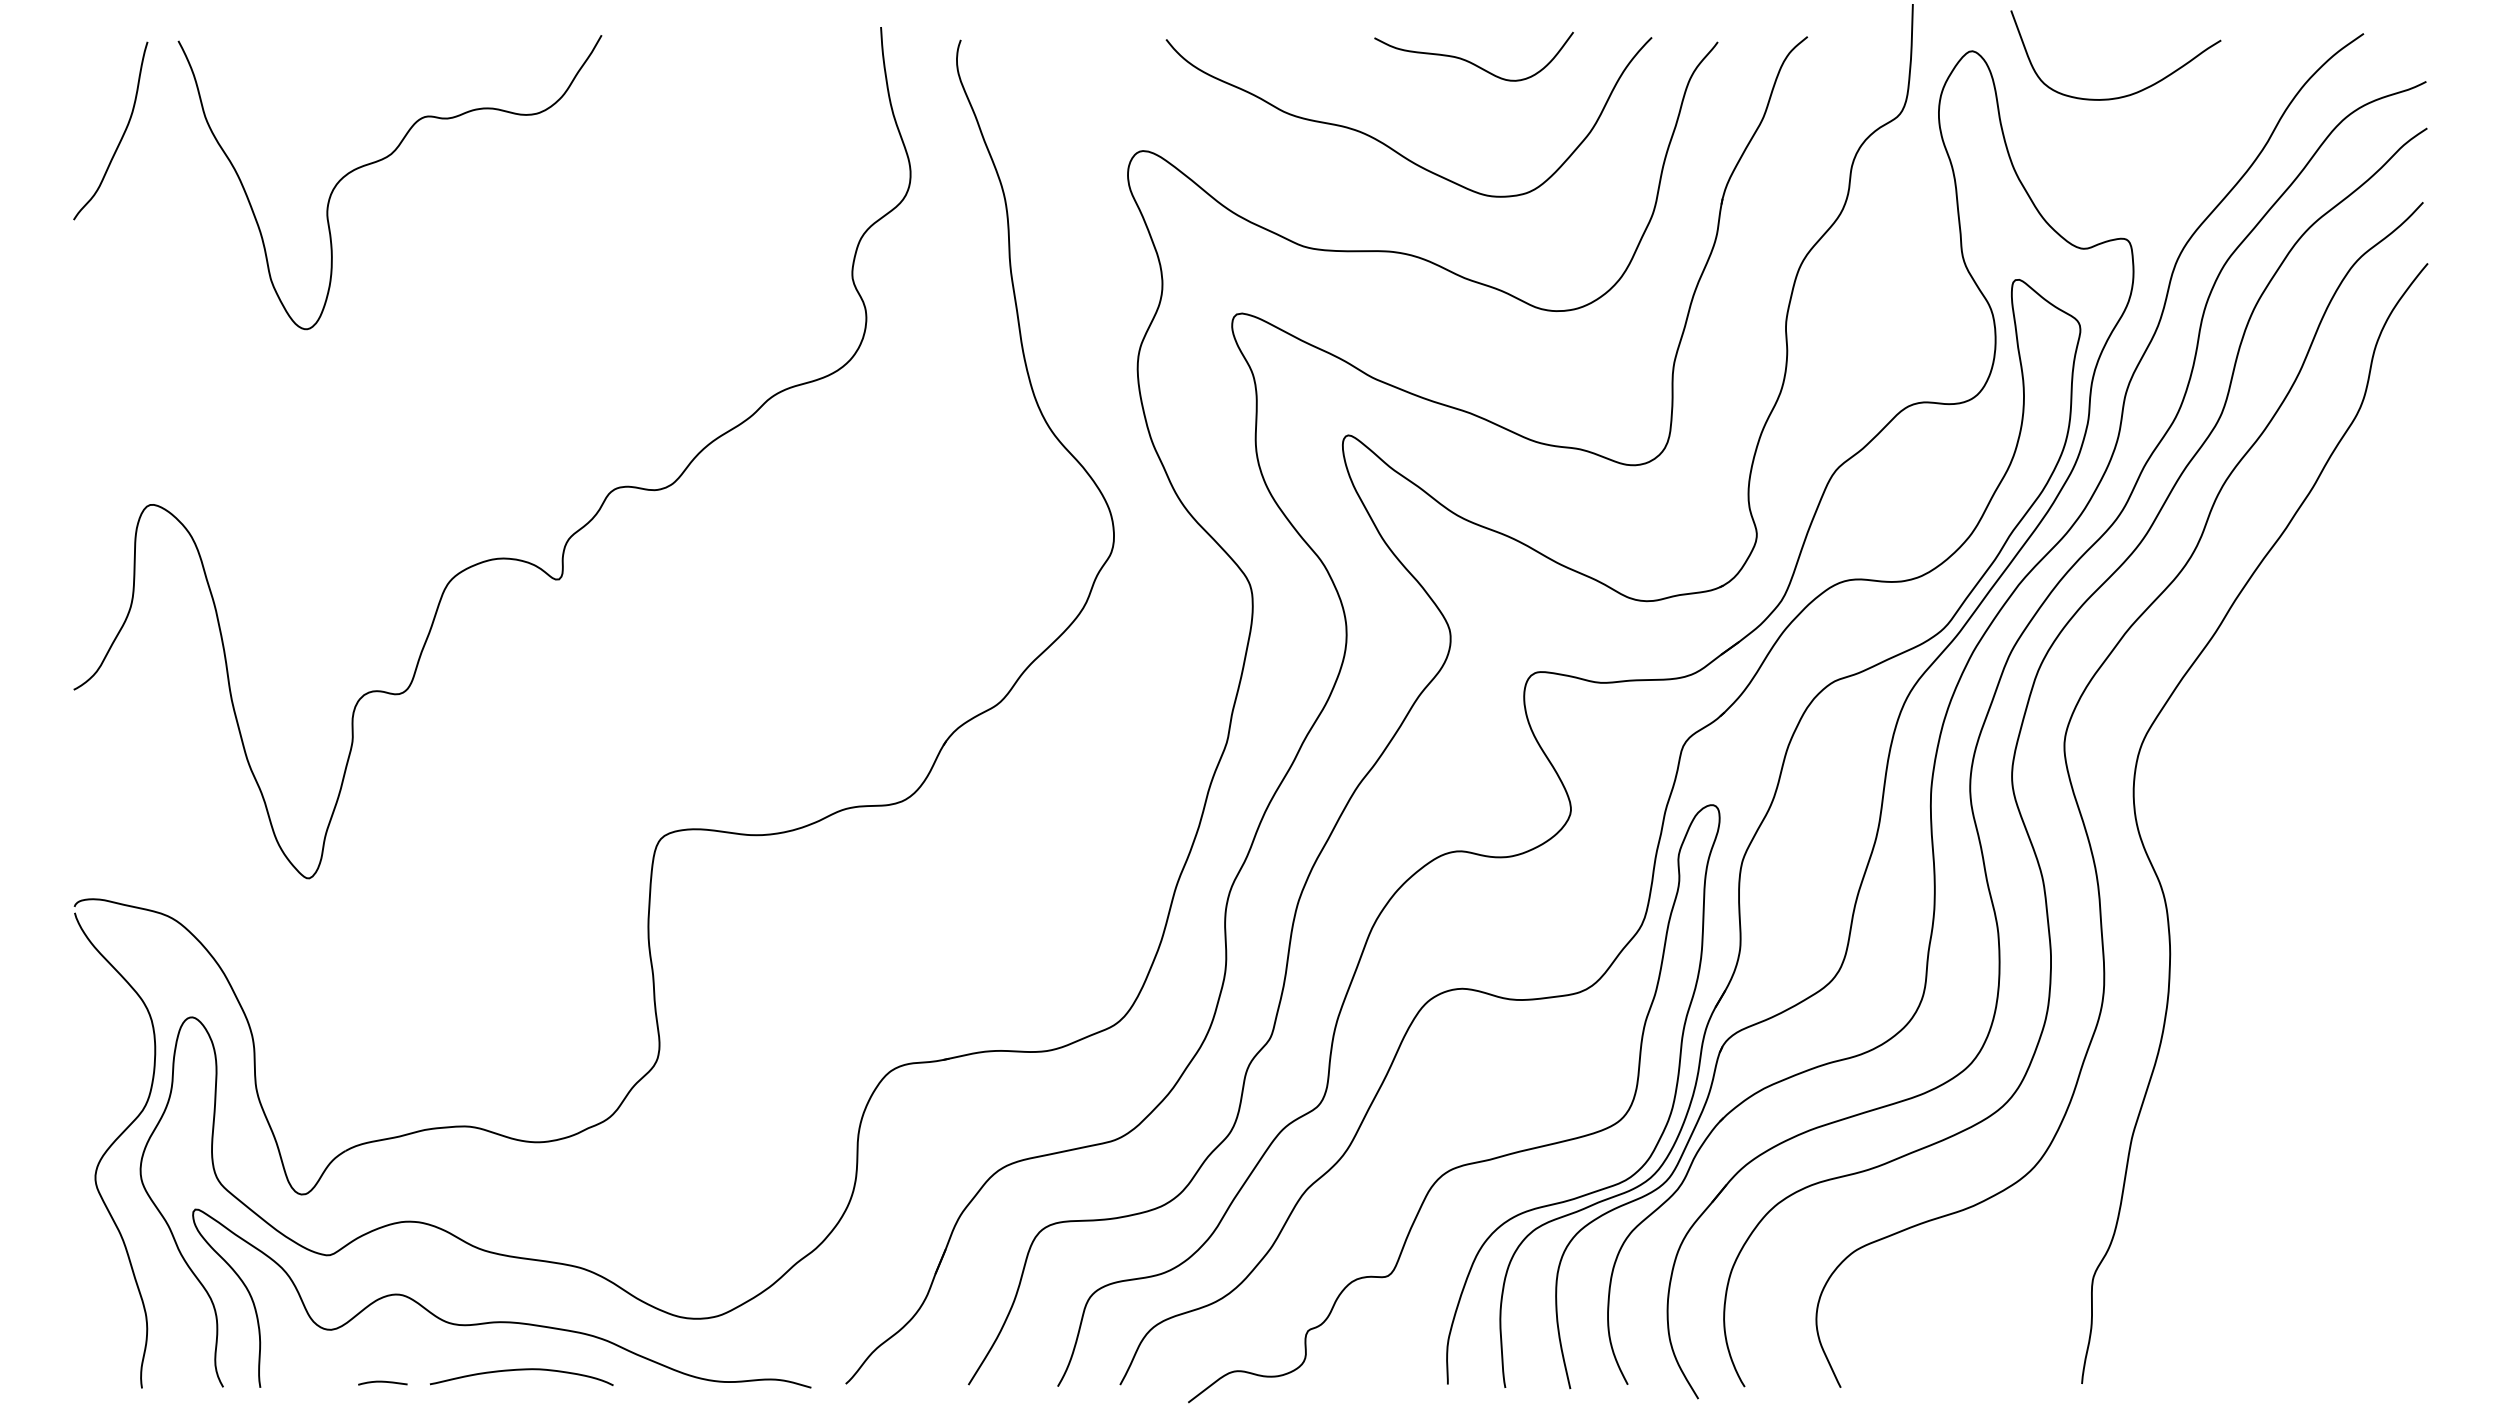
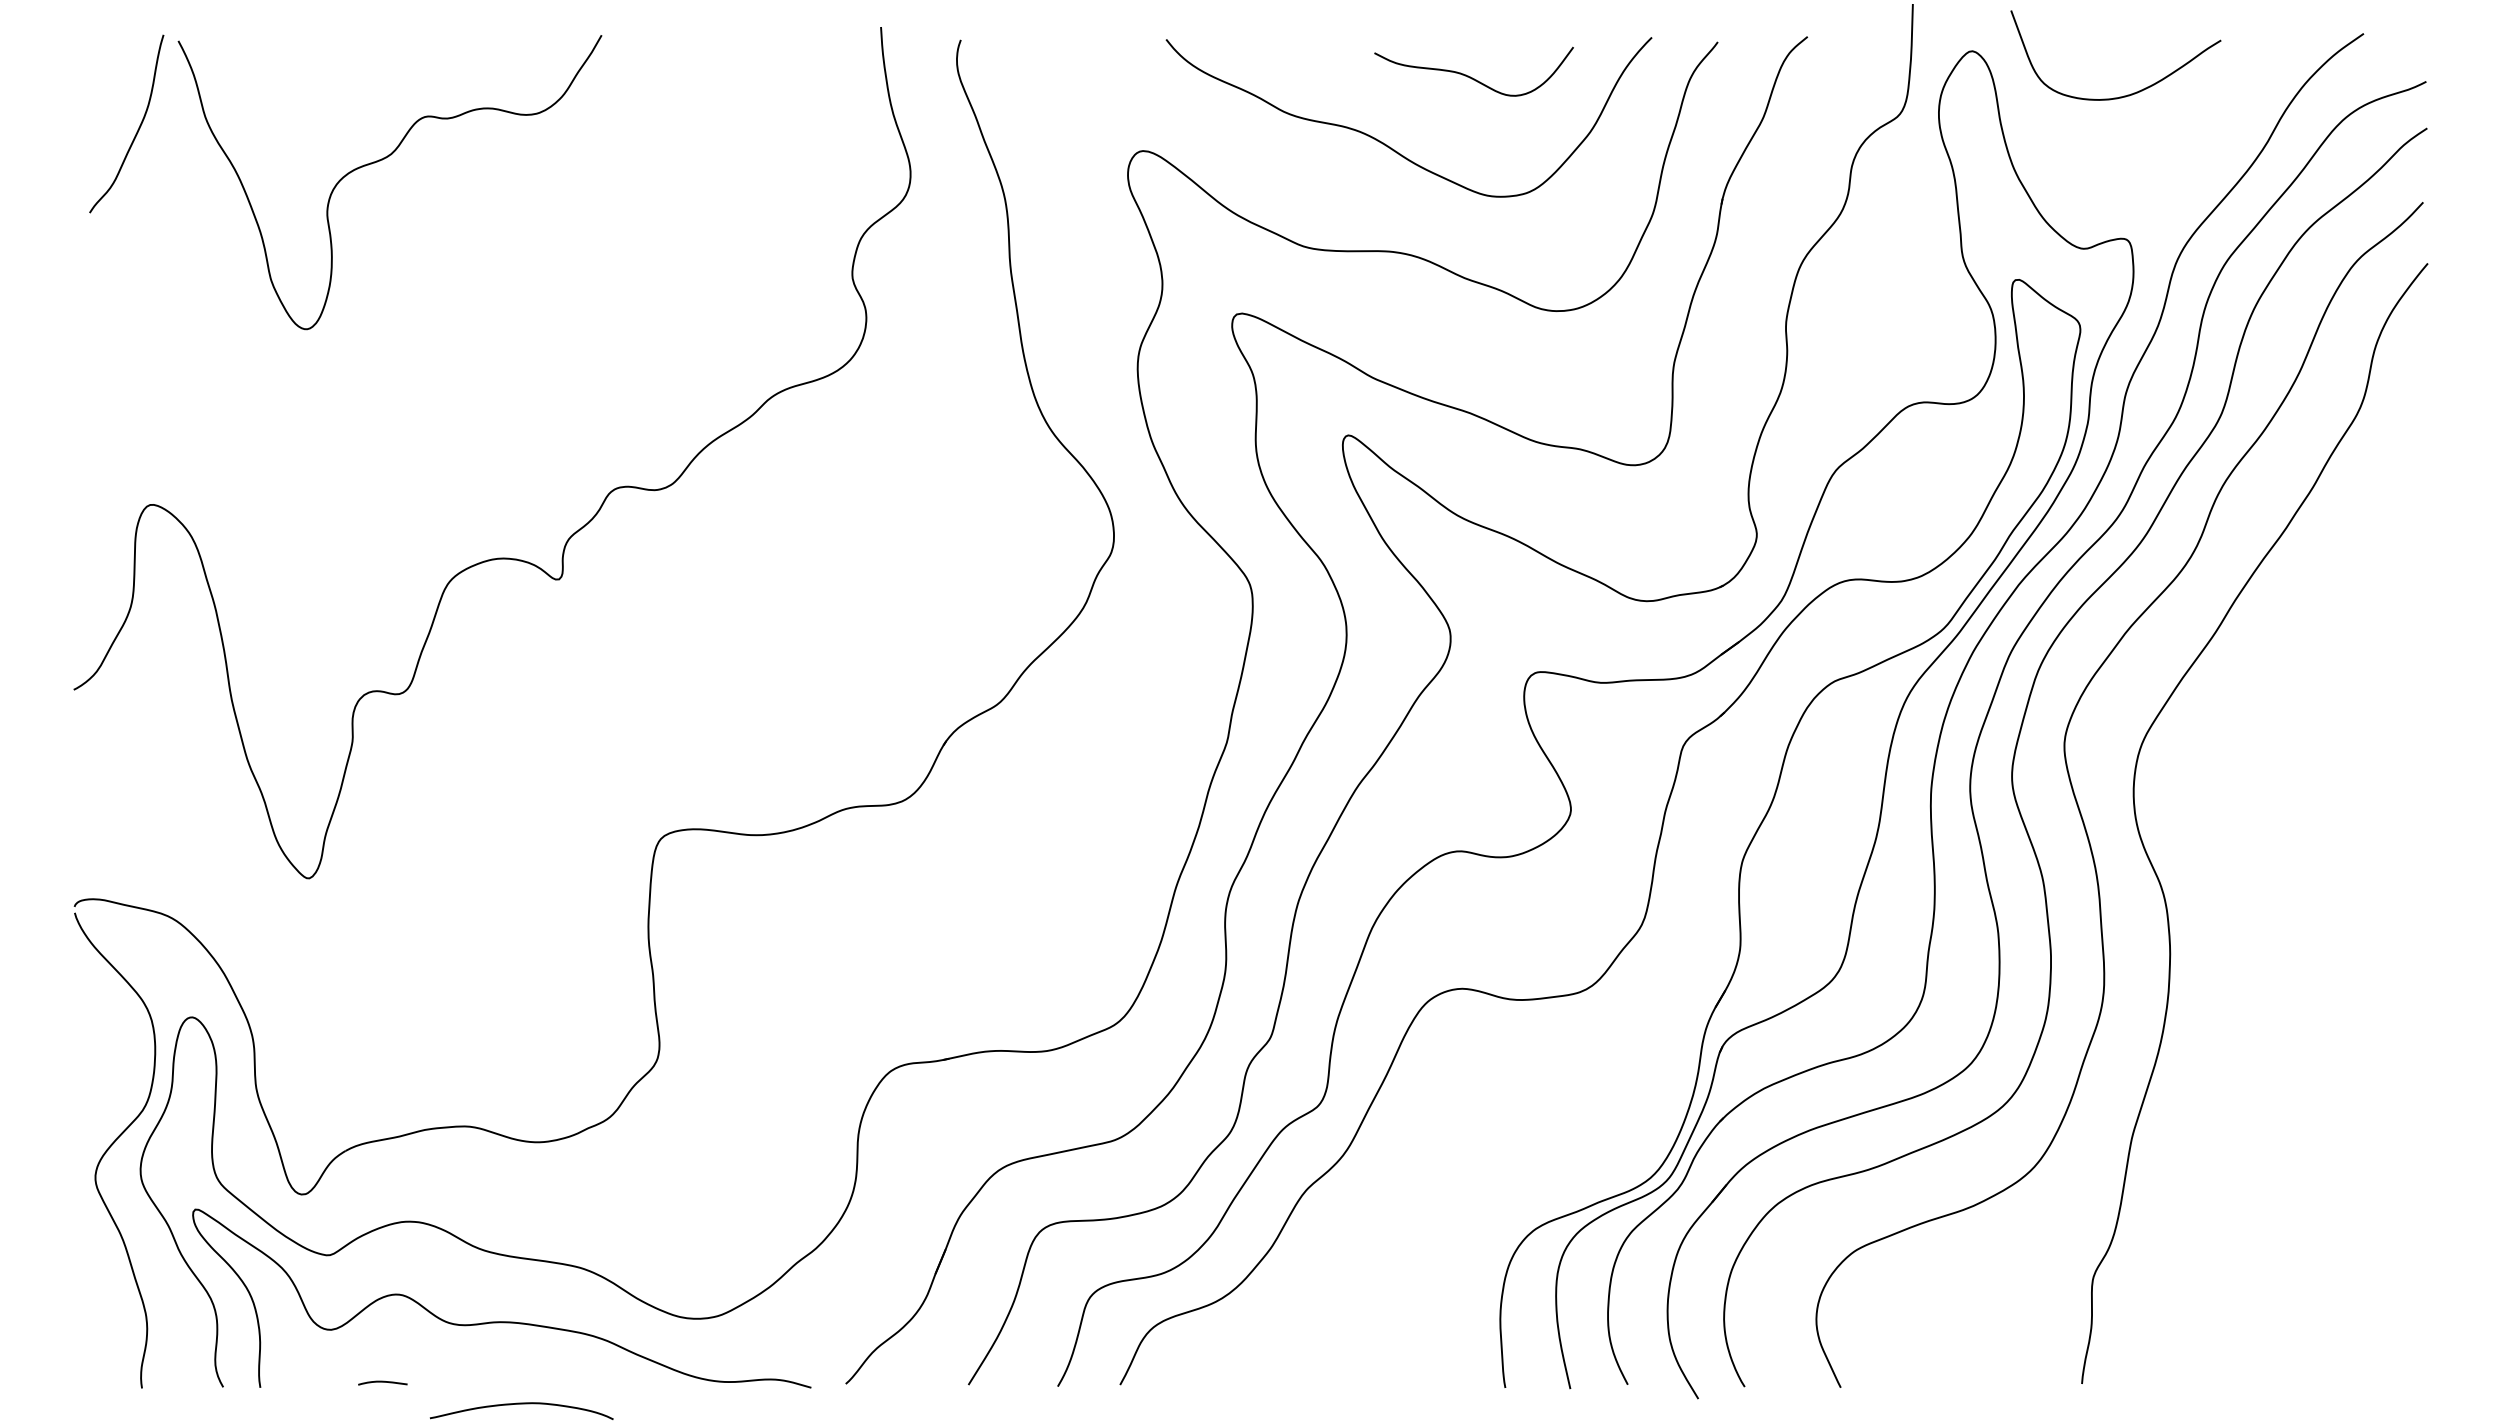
curve position: (1470, 61) -> (1470, 76) (1470, 76)
curve position: (121, 136) -> (137, 129) (137, 129)
curve: present -> none (1470, 1162)
curve position: (521, 1370) -> (521, 1404) (521, 1404)
